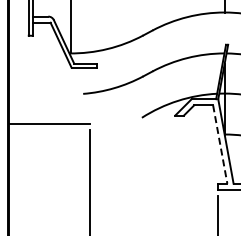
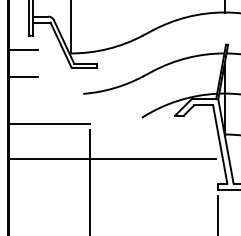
line: none -> present (22, 50)
line: none -> present (22, 76)
line: dashed -> solid (220, 144)
line: none -> present (112, 158)
